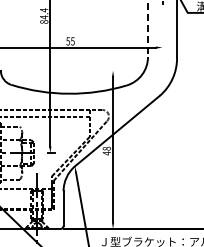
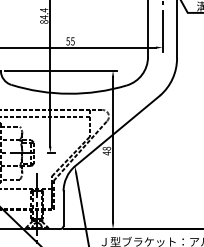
line: dashed -> solid (148, 29)
line: none -> present (162, 30)
line: none -> present (61, 70)
